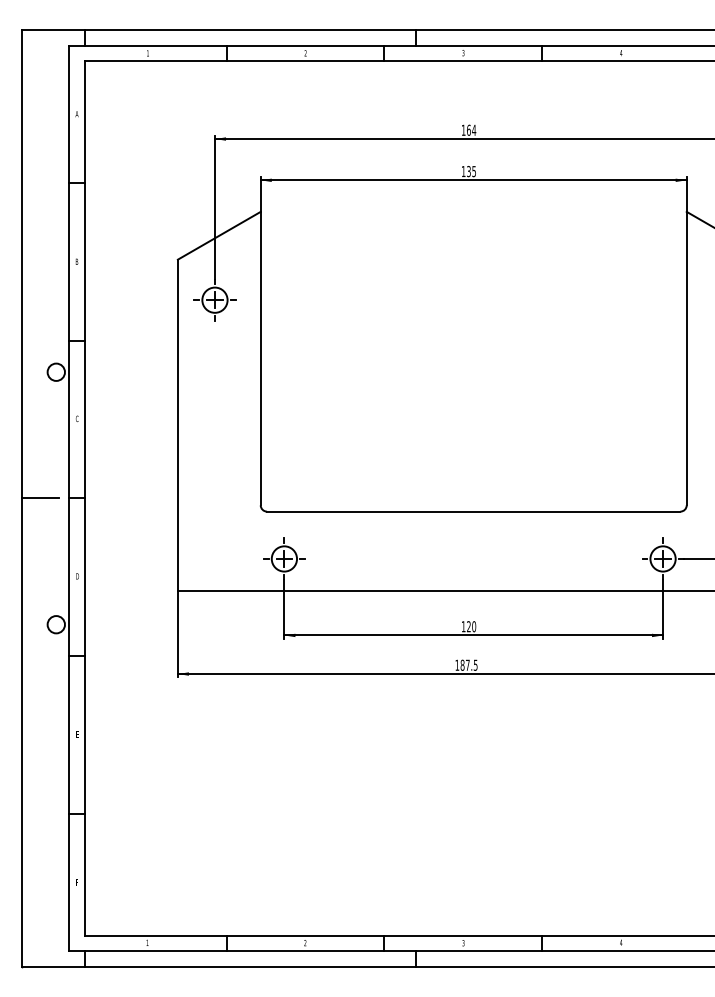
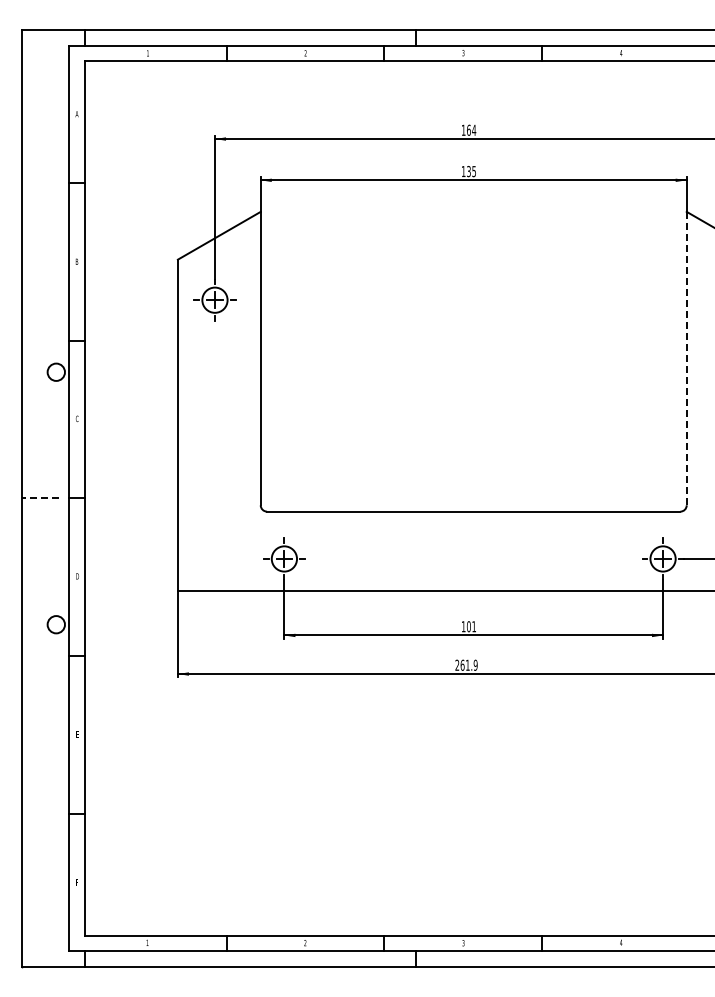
line: solid -> dashed (686, 358)
line: solid -> dashed (40, 498)
text: 120 -> 101 (471, 626)
text: 187.5 -> 261.9 (466, 664)
